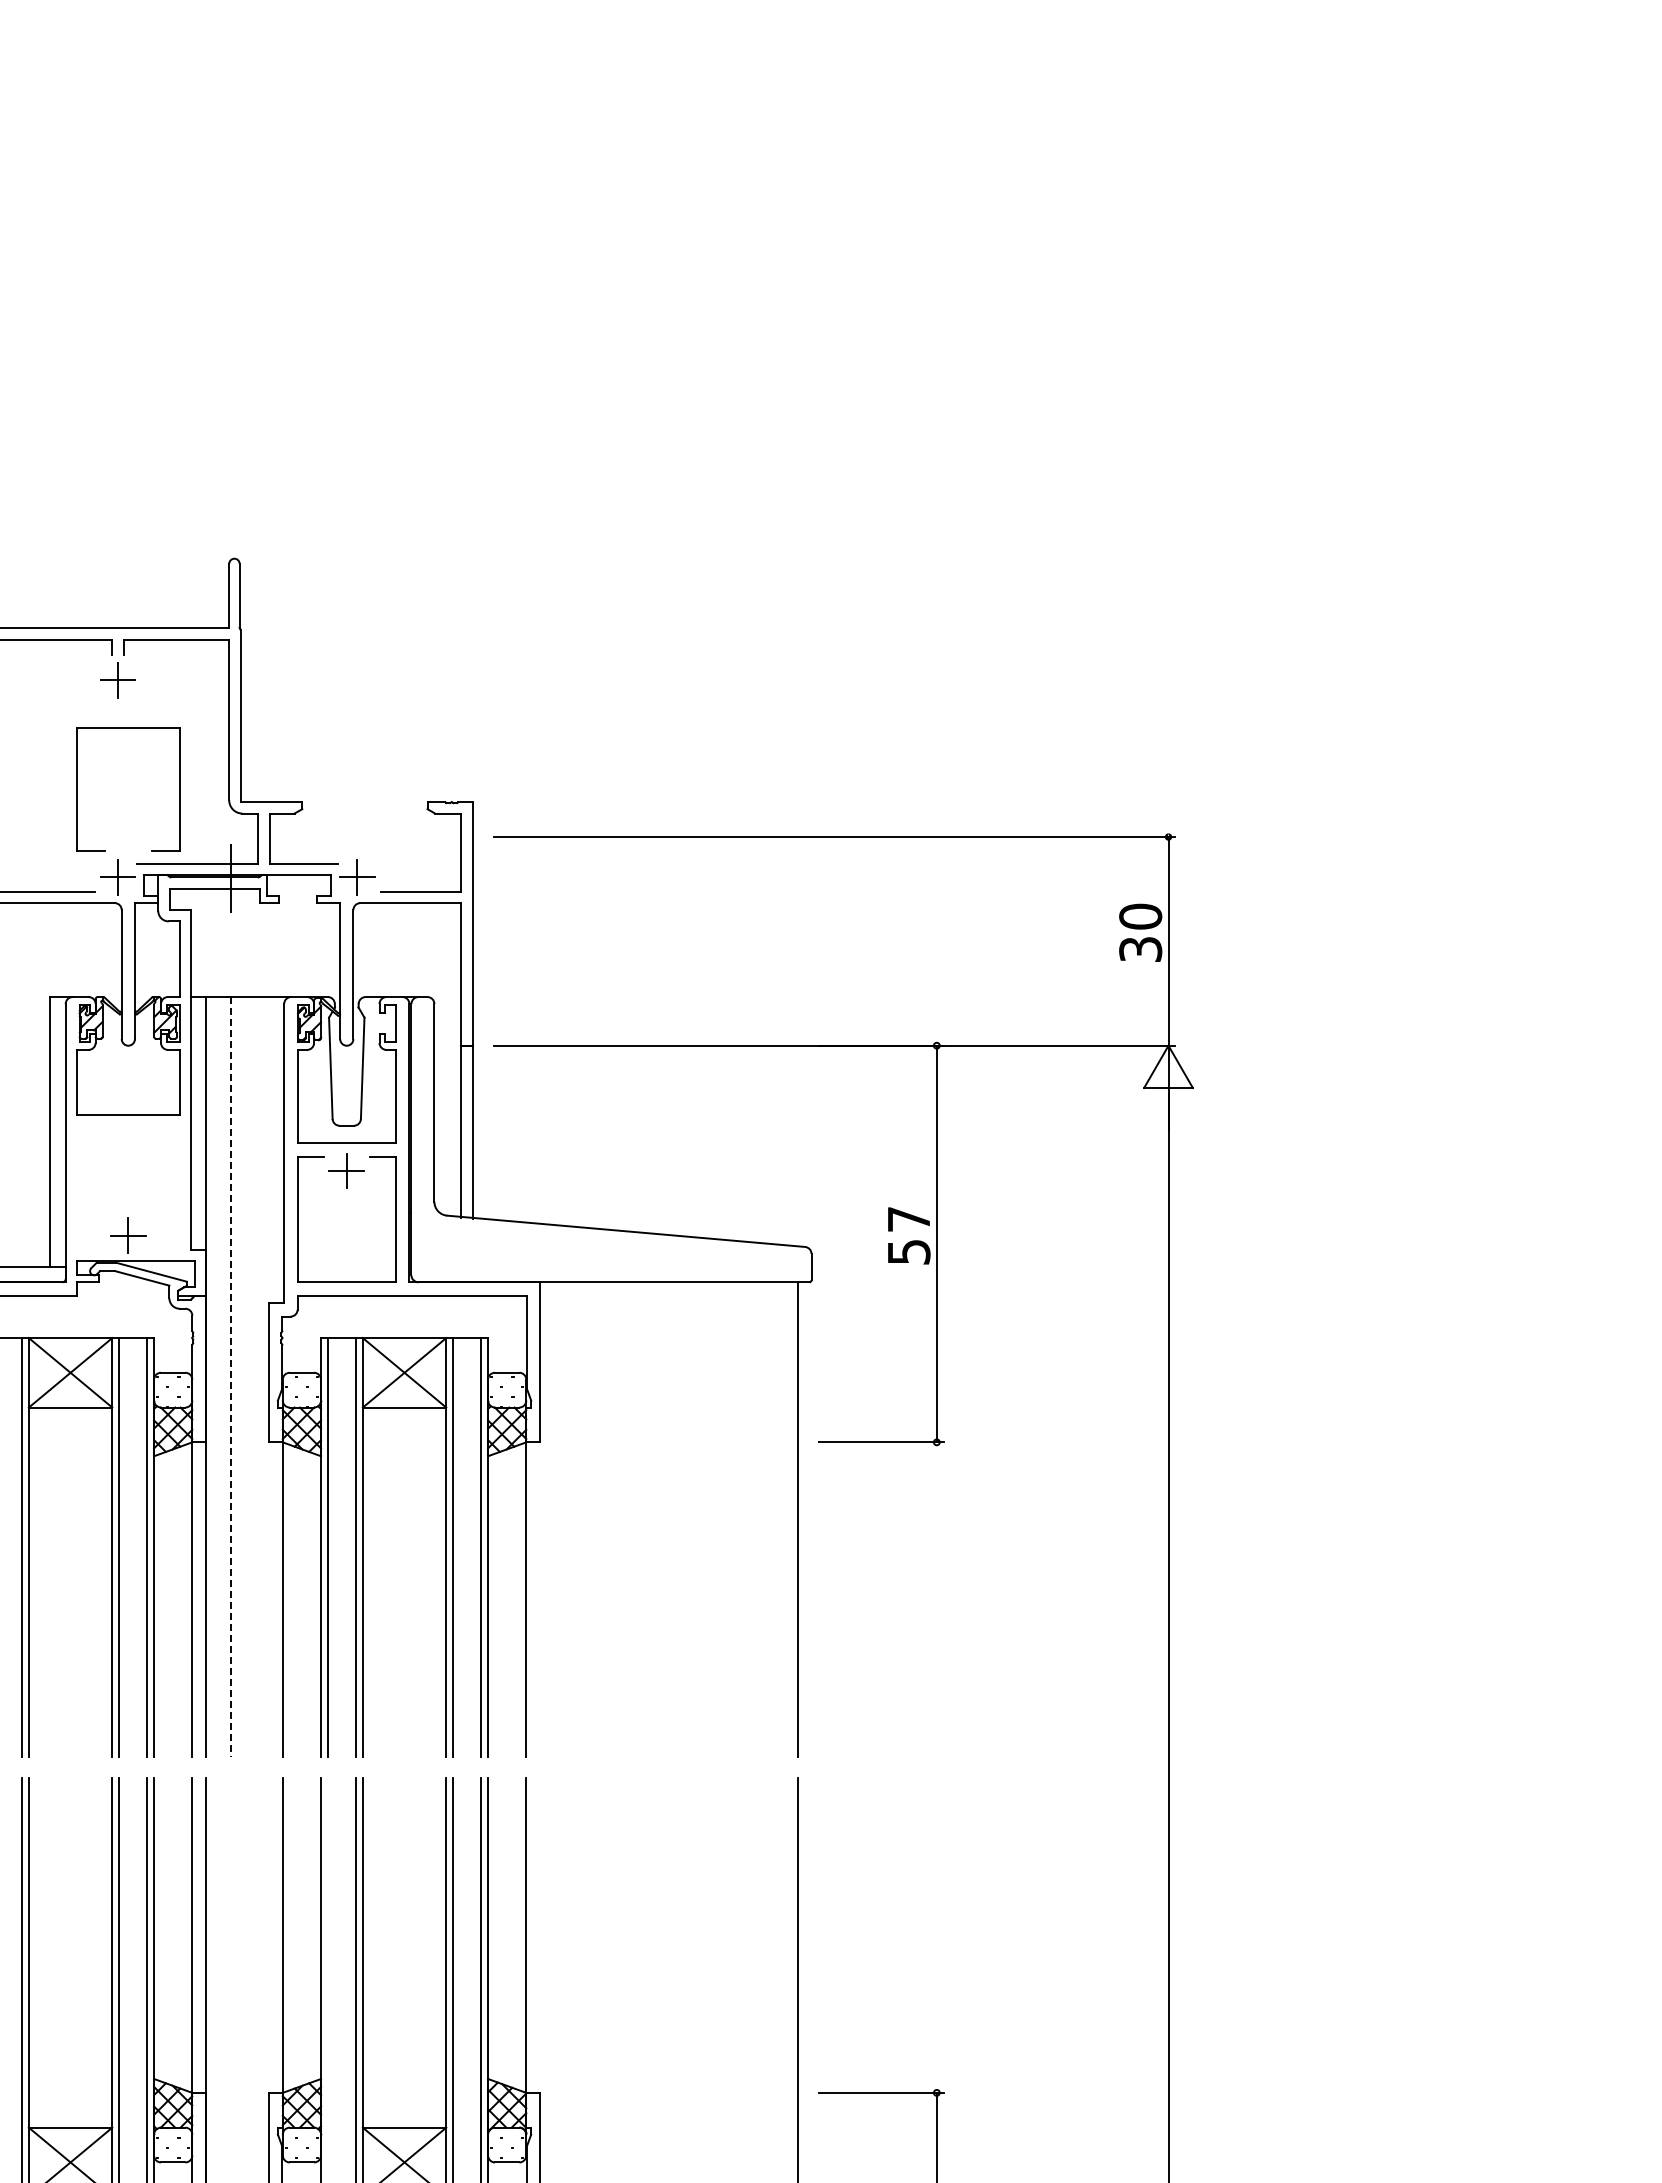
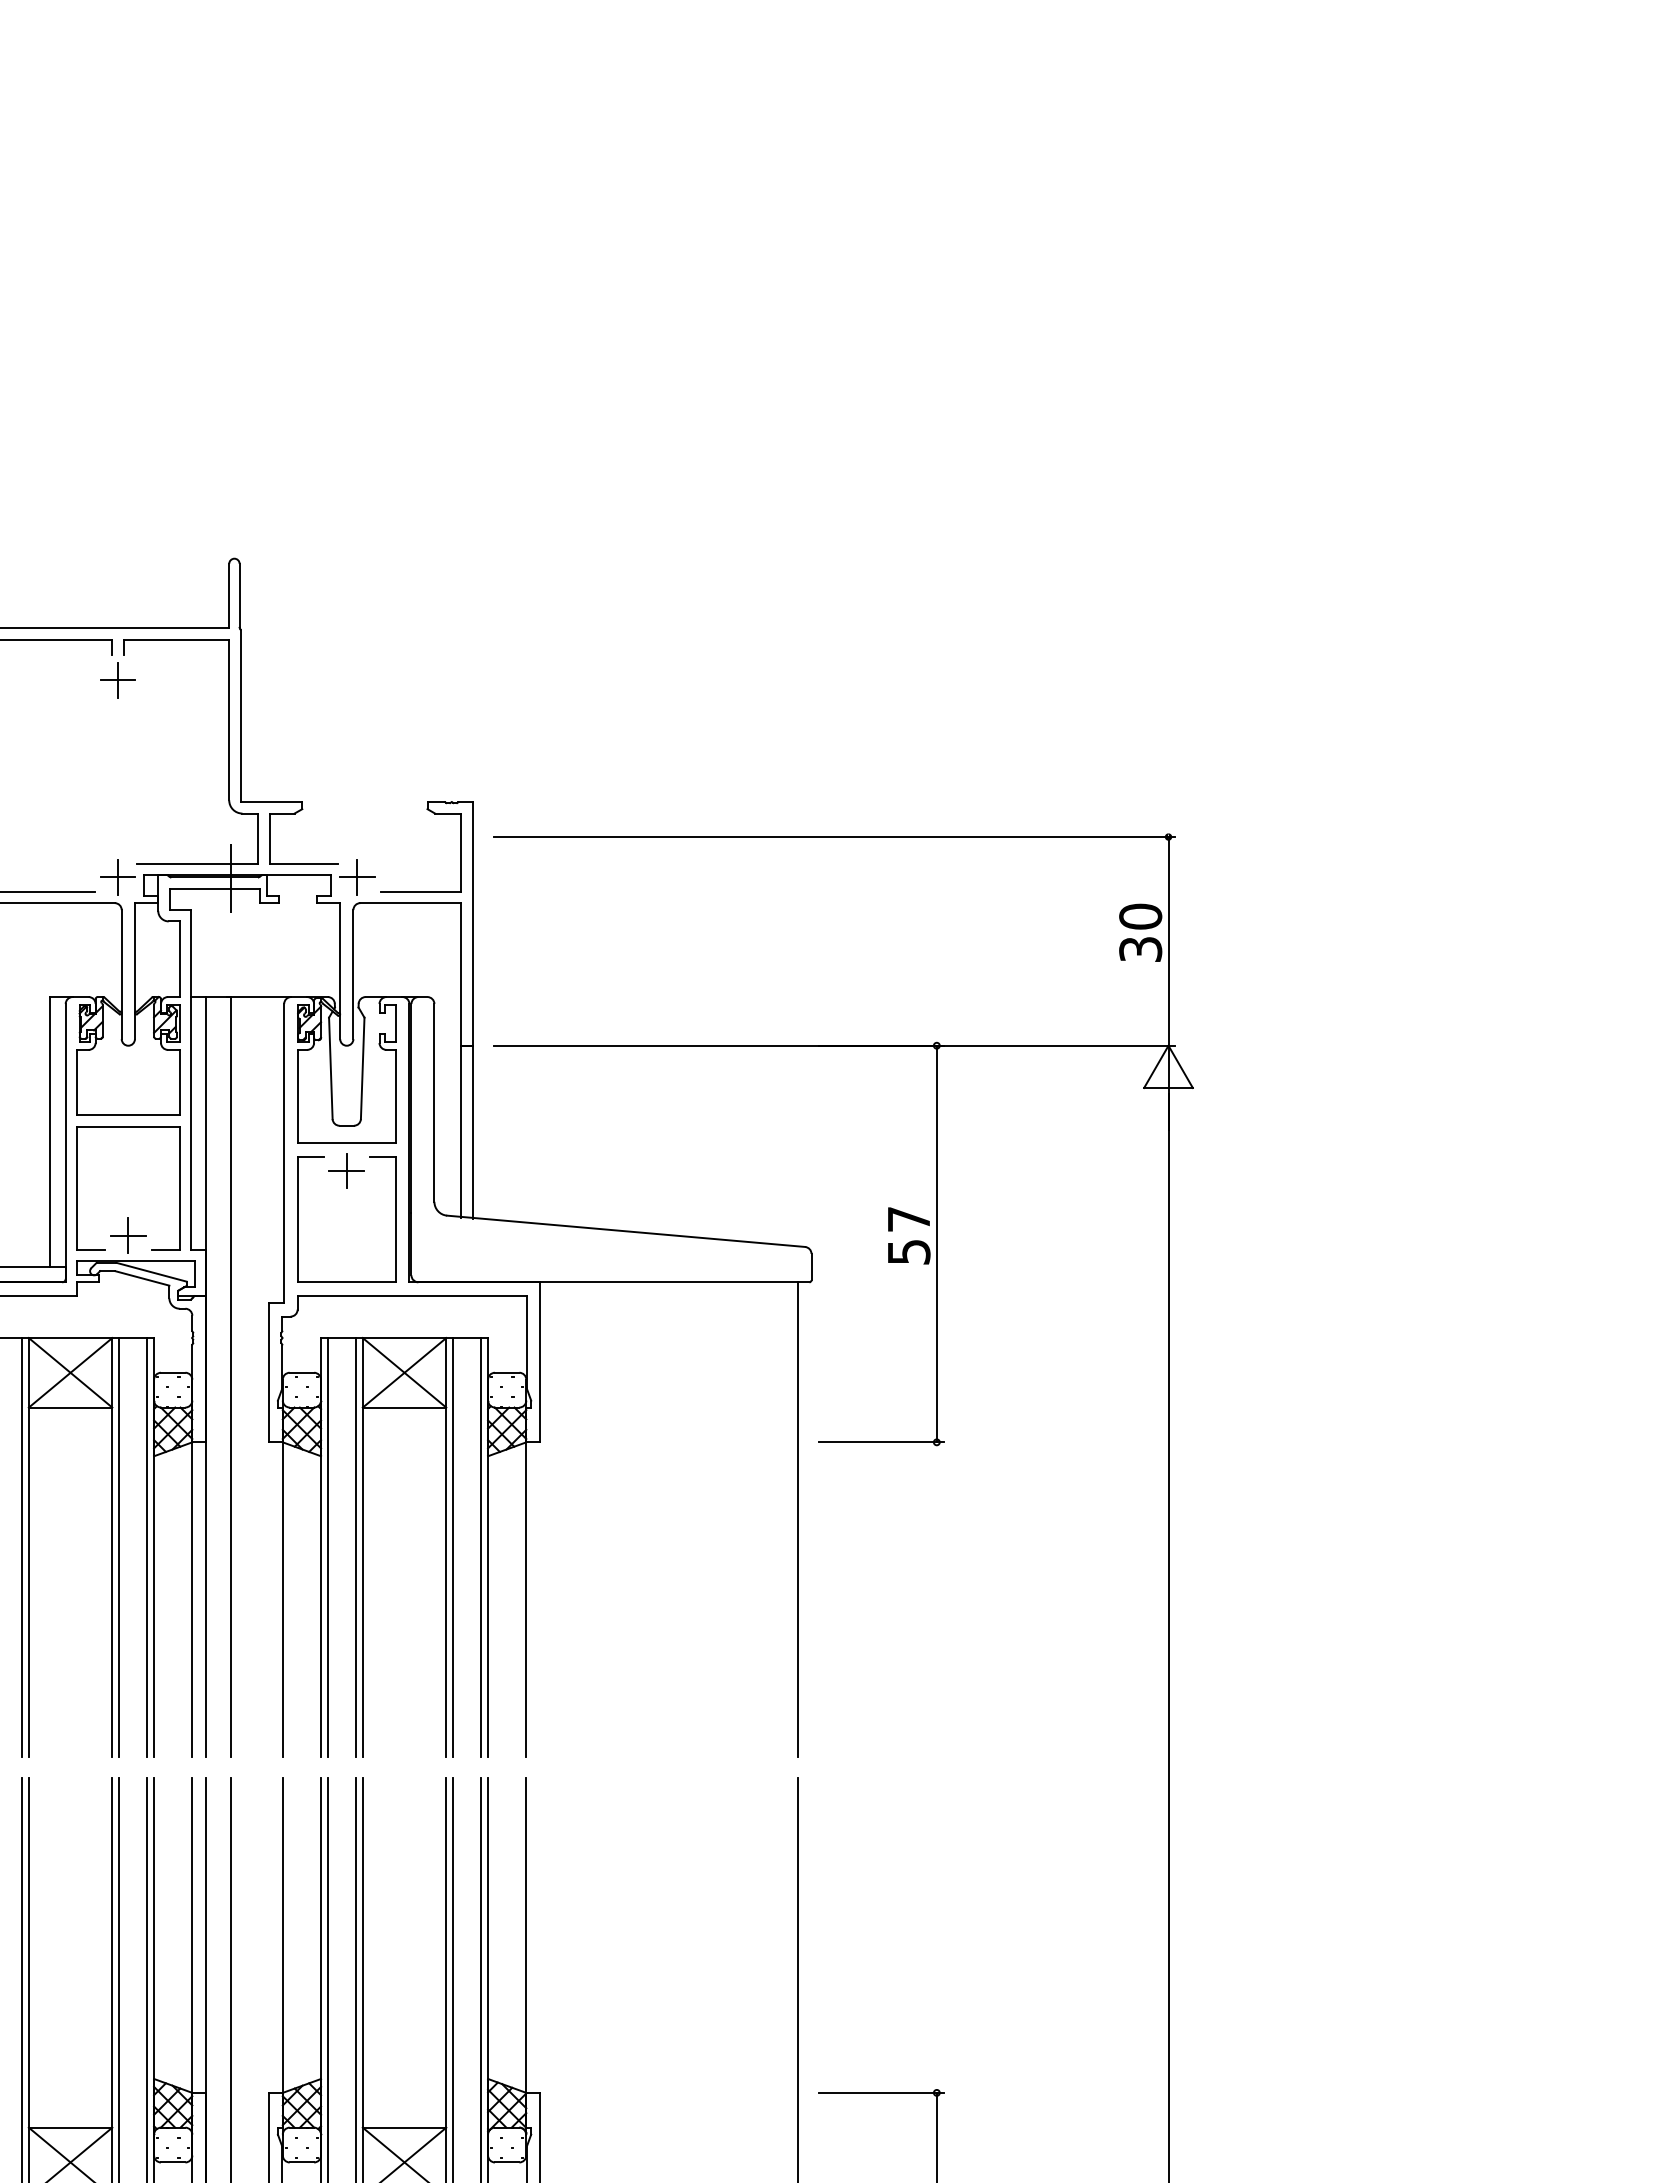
part position: (77, 789) -> (77, 1188) (77, 1188)
line: dashed -> solid (230, 1377)
line: none -> present (230, 1978)
line: none -> present (328, 1978)
